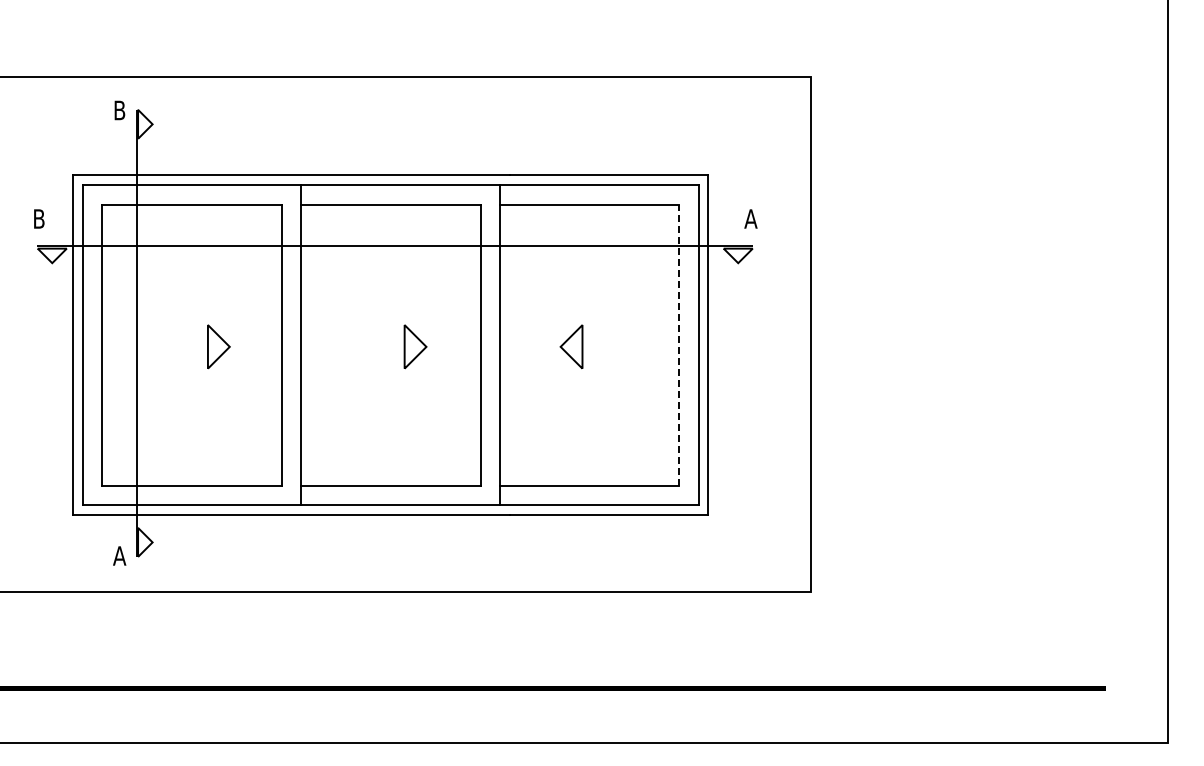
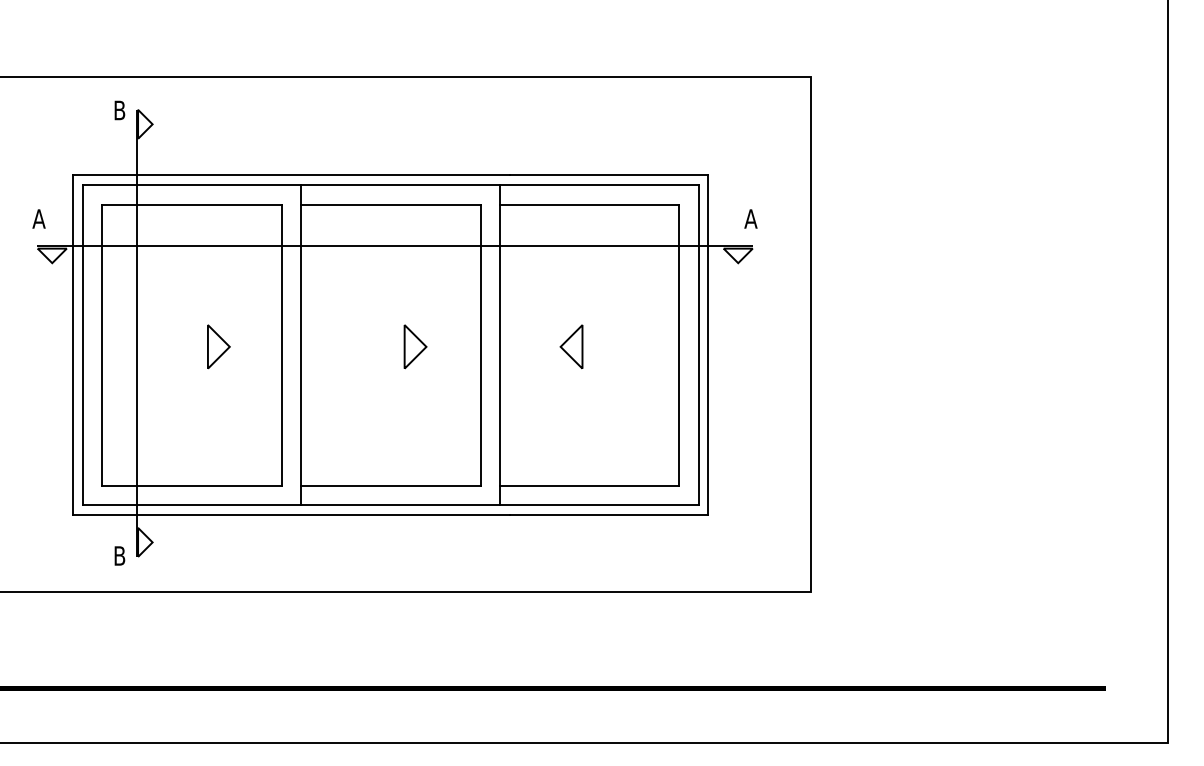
text: B -> A (38, 218)
line: dashed -> solid (679, 345)
text: A -> B (119, 555)
